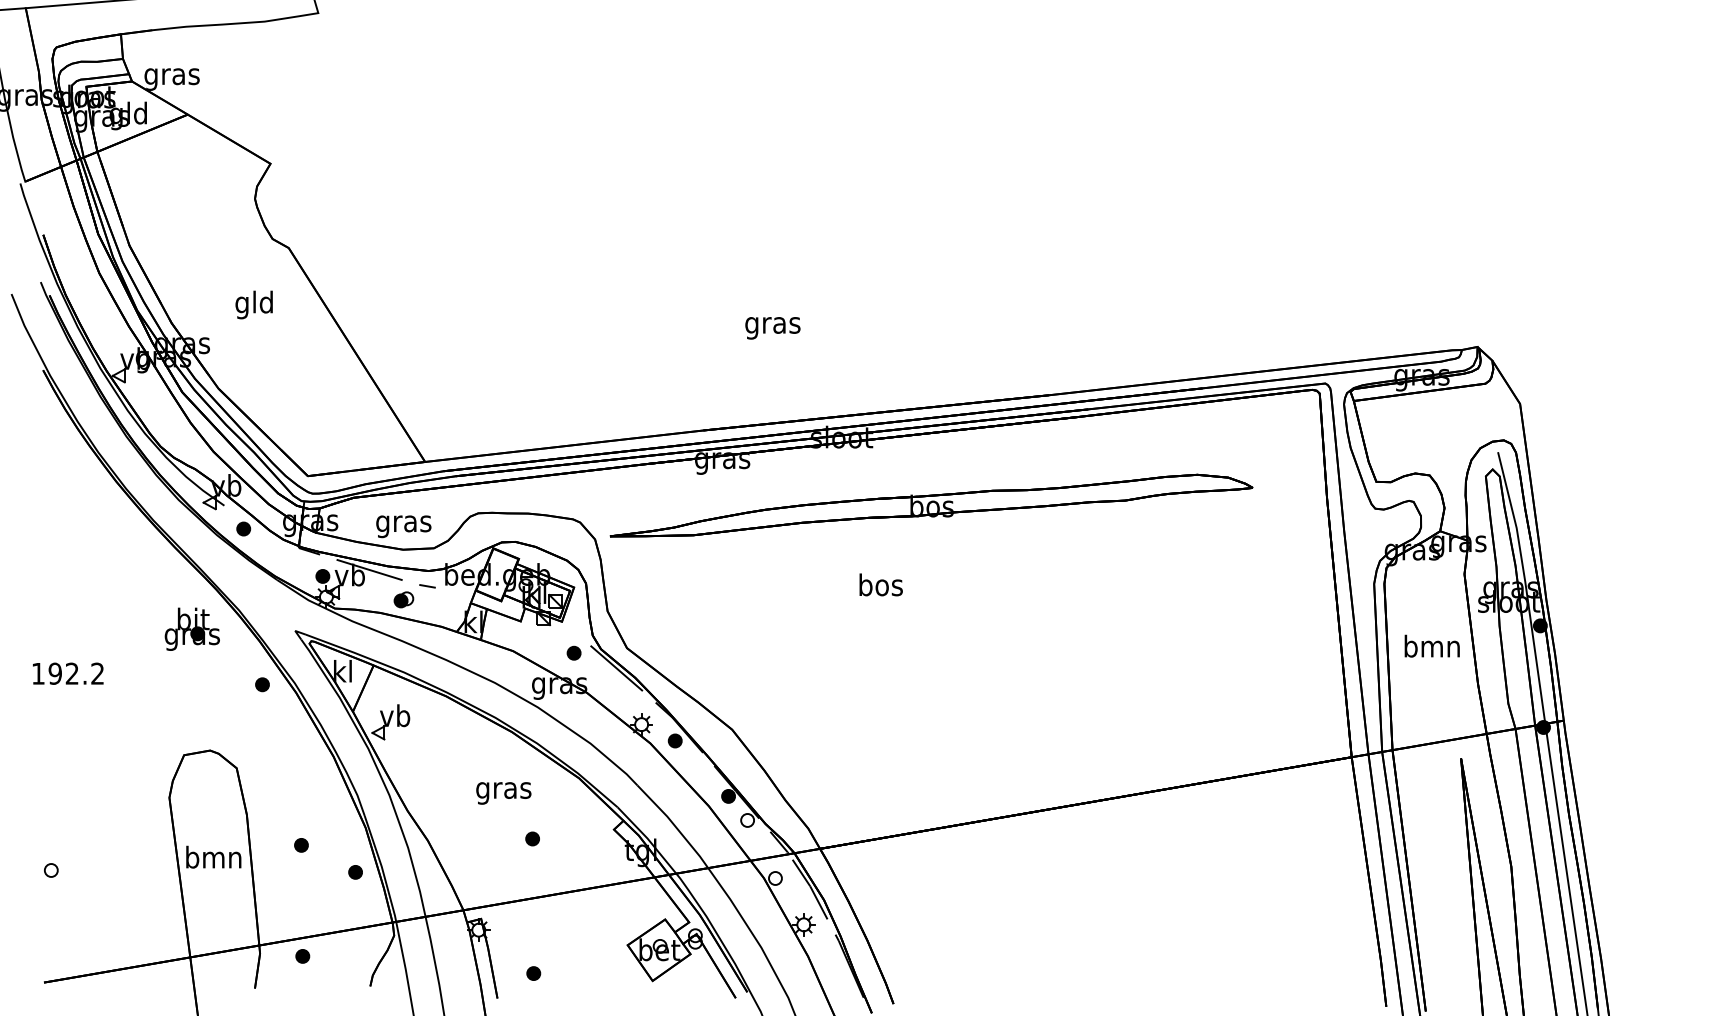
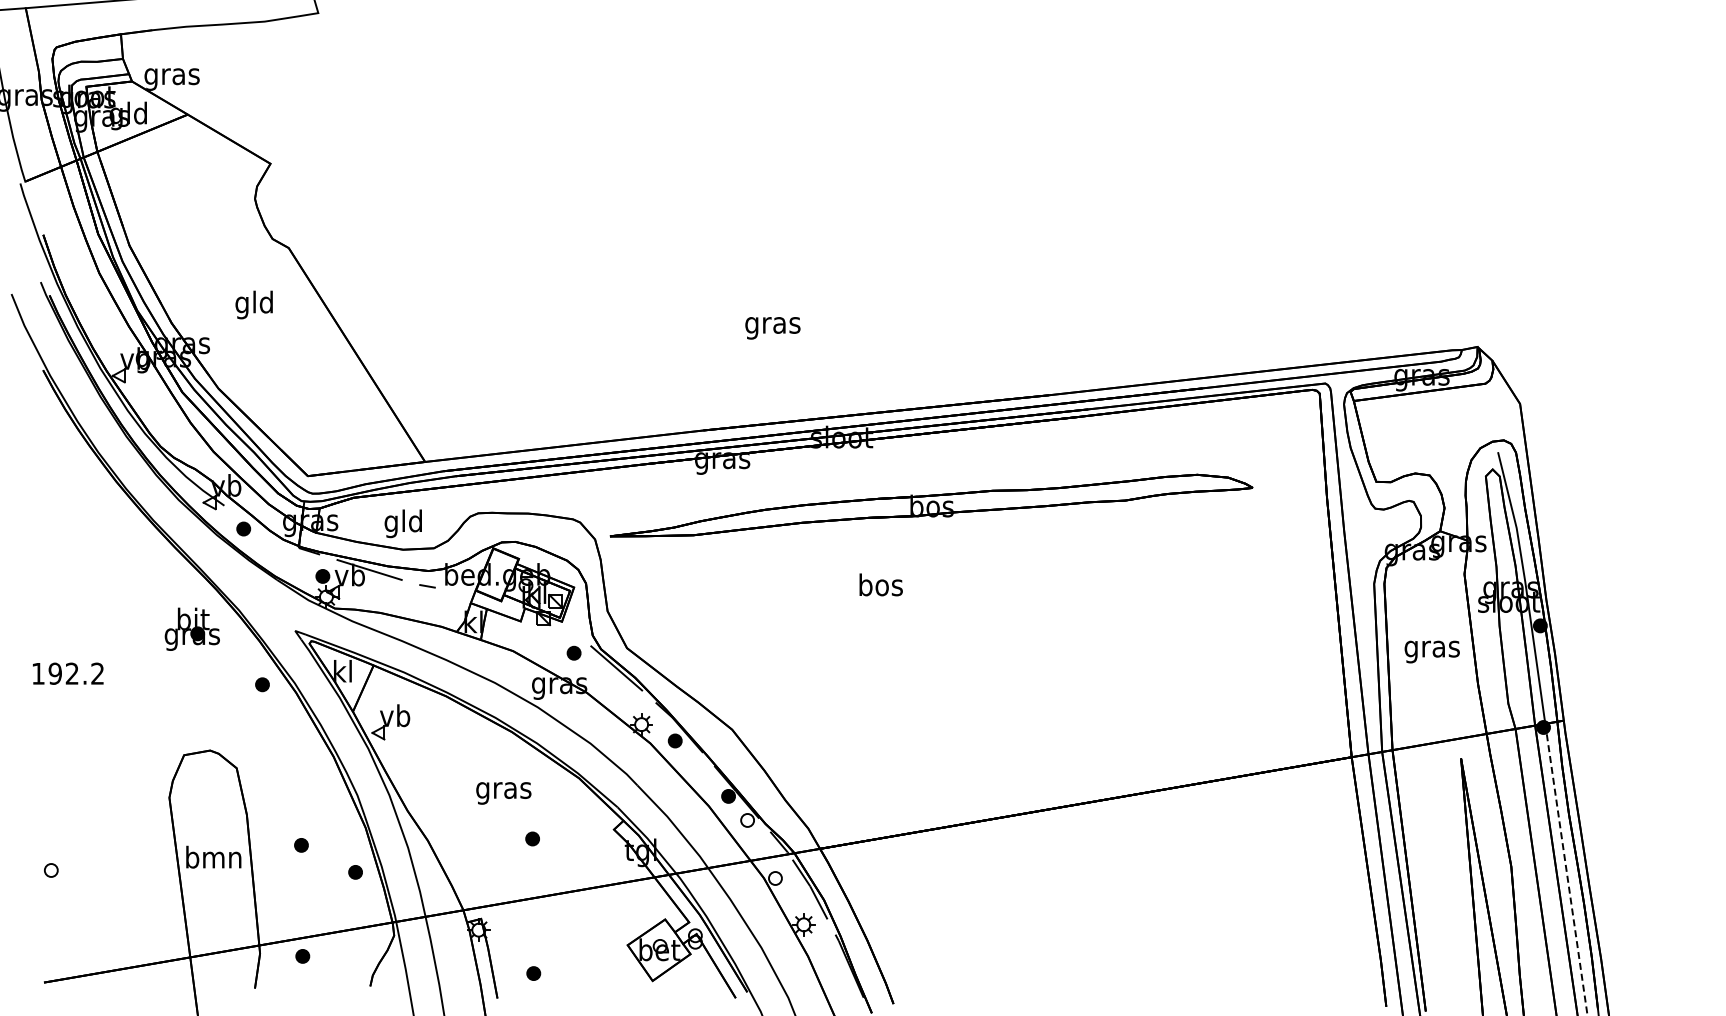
text: gras -> gld (403, 523)
part: present -> none (403, 599)
text: bmn -> gras (1431, 648)
line: solid -> dashed (1566, 869)
